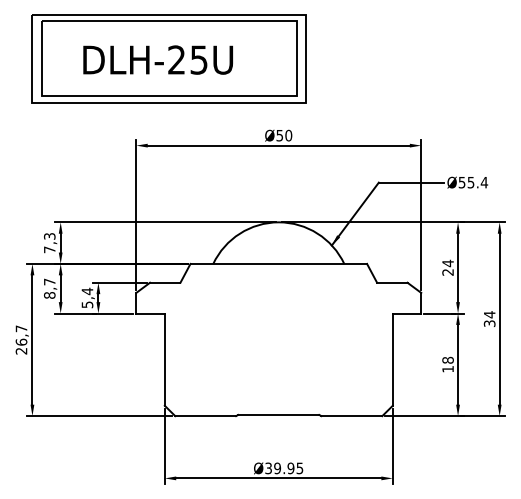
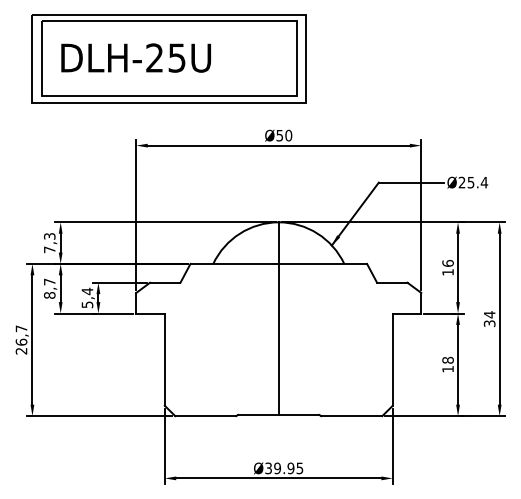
text position: (157, 59) -> (135, 57) (135, 57)
text: Ø55.4 -> Ø25.4 (461, 182)
text: 24 -> 16 (447, 267)
line: none -> present (278, 318)
